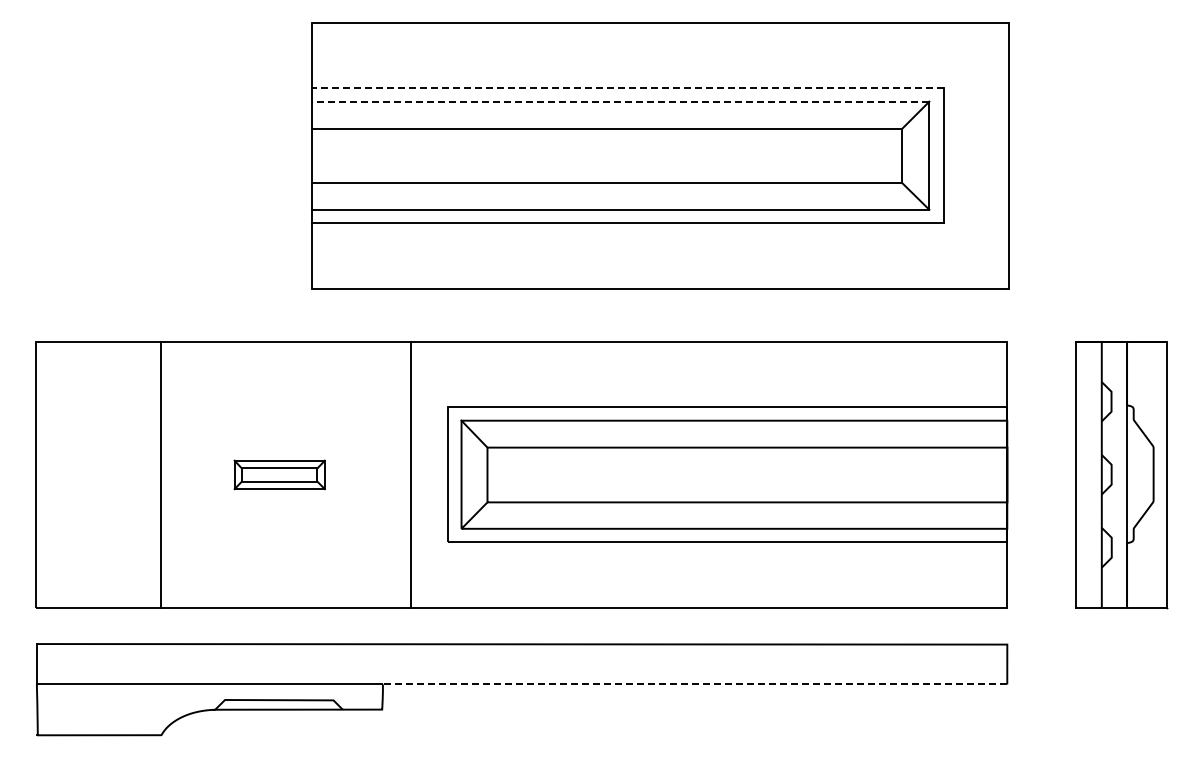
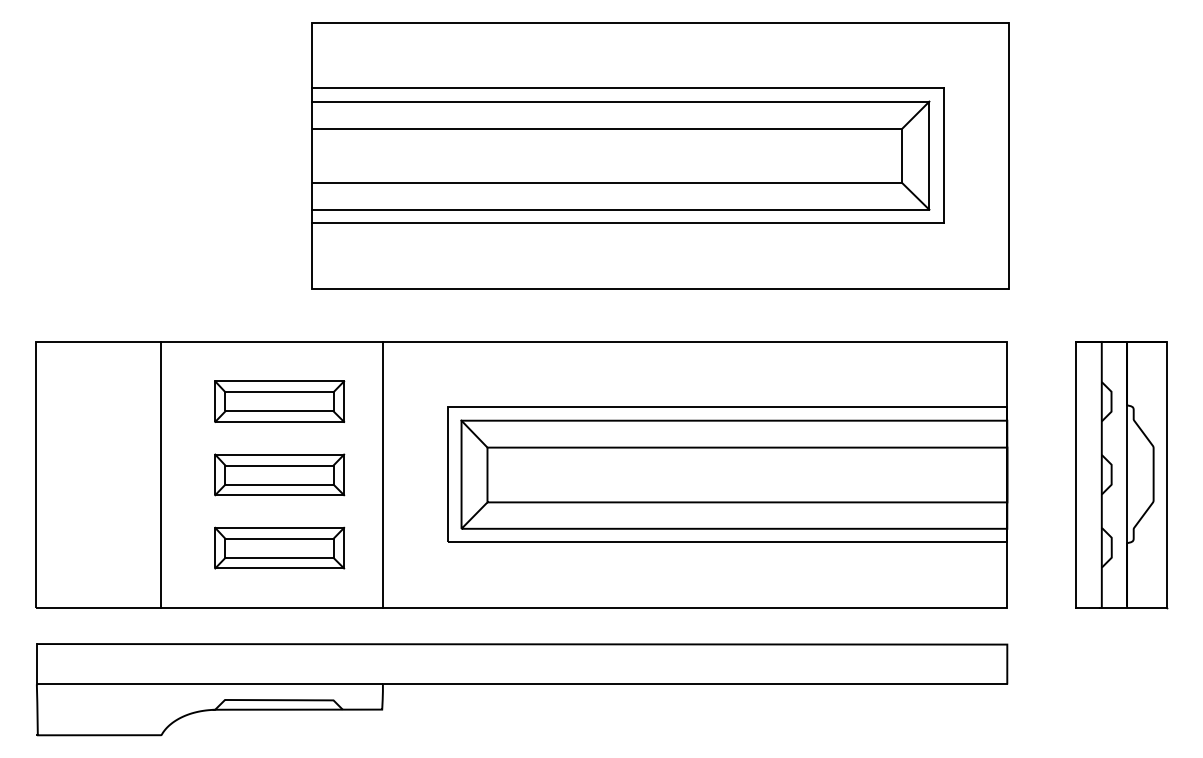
line: dashed -> solid (628, 88)
line: dashed -> solid (620, 101)
part: none -> present (279, 401)
part size: 93x32 px -> 132x44 px (279, 474)
line position: (410, 474) -> (382, 474) (382, 474)
part: none -> present (279, 547)
line: dashed -> solid (694, 684)
